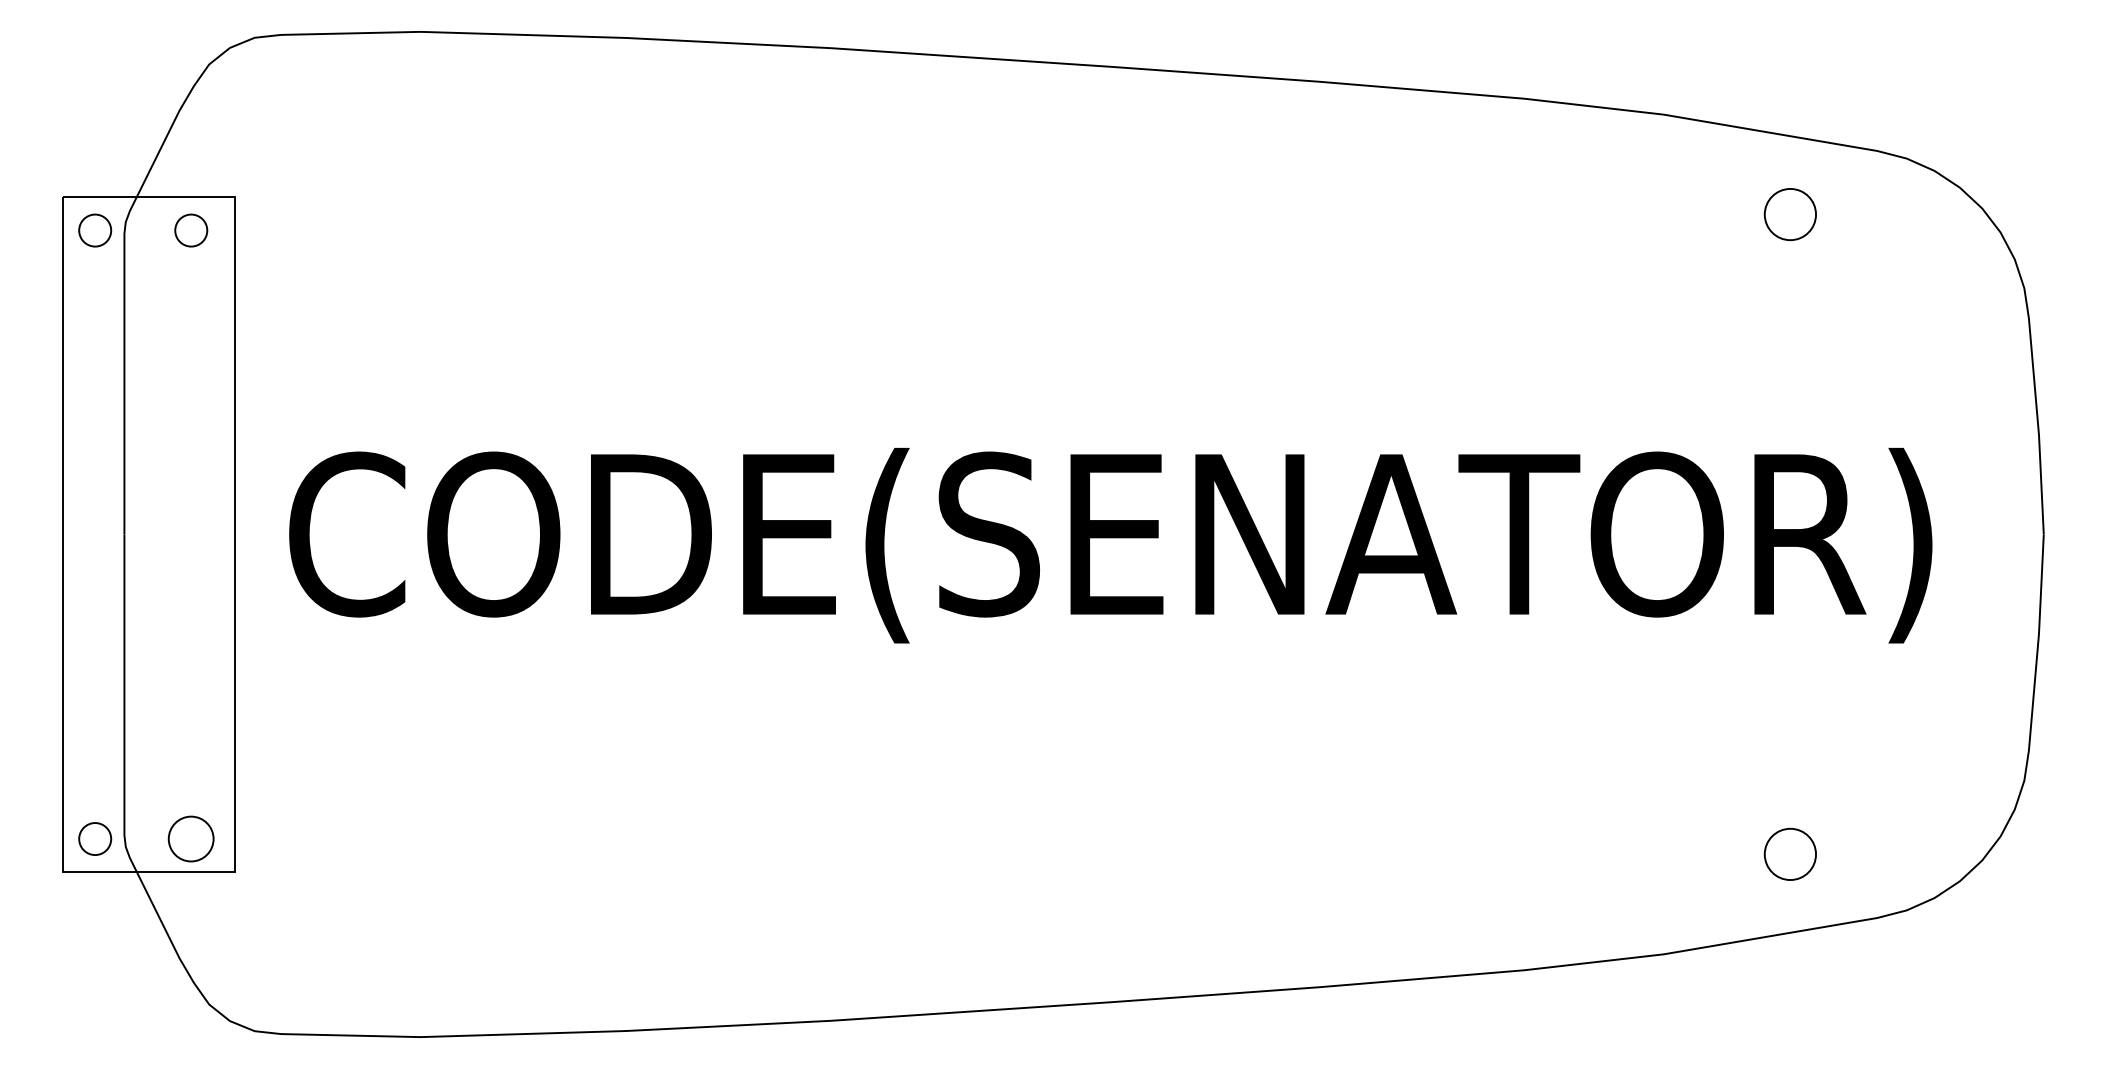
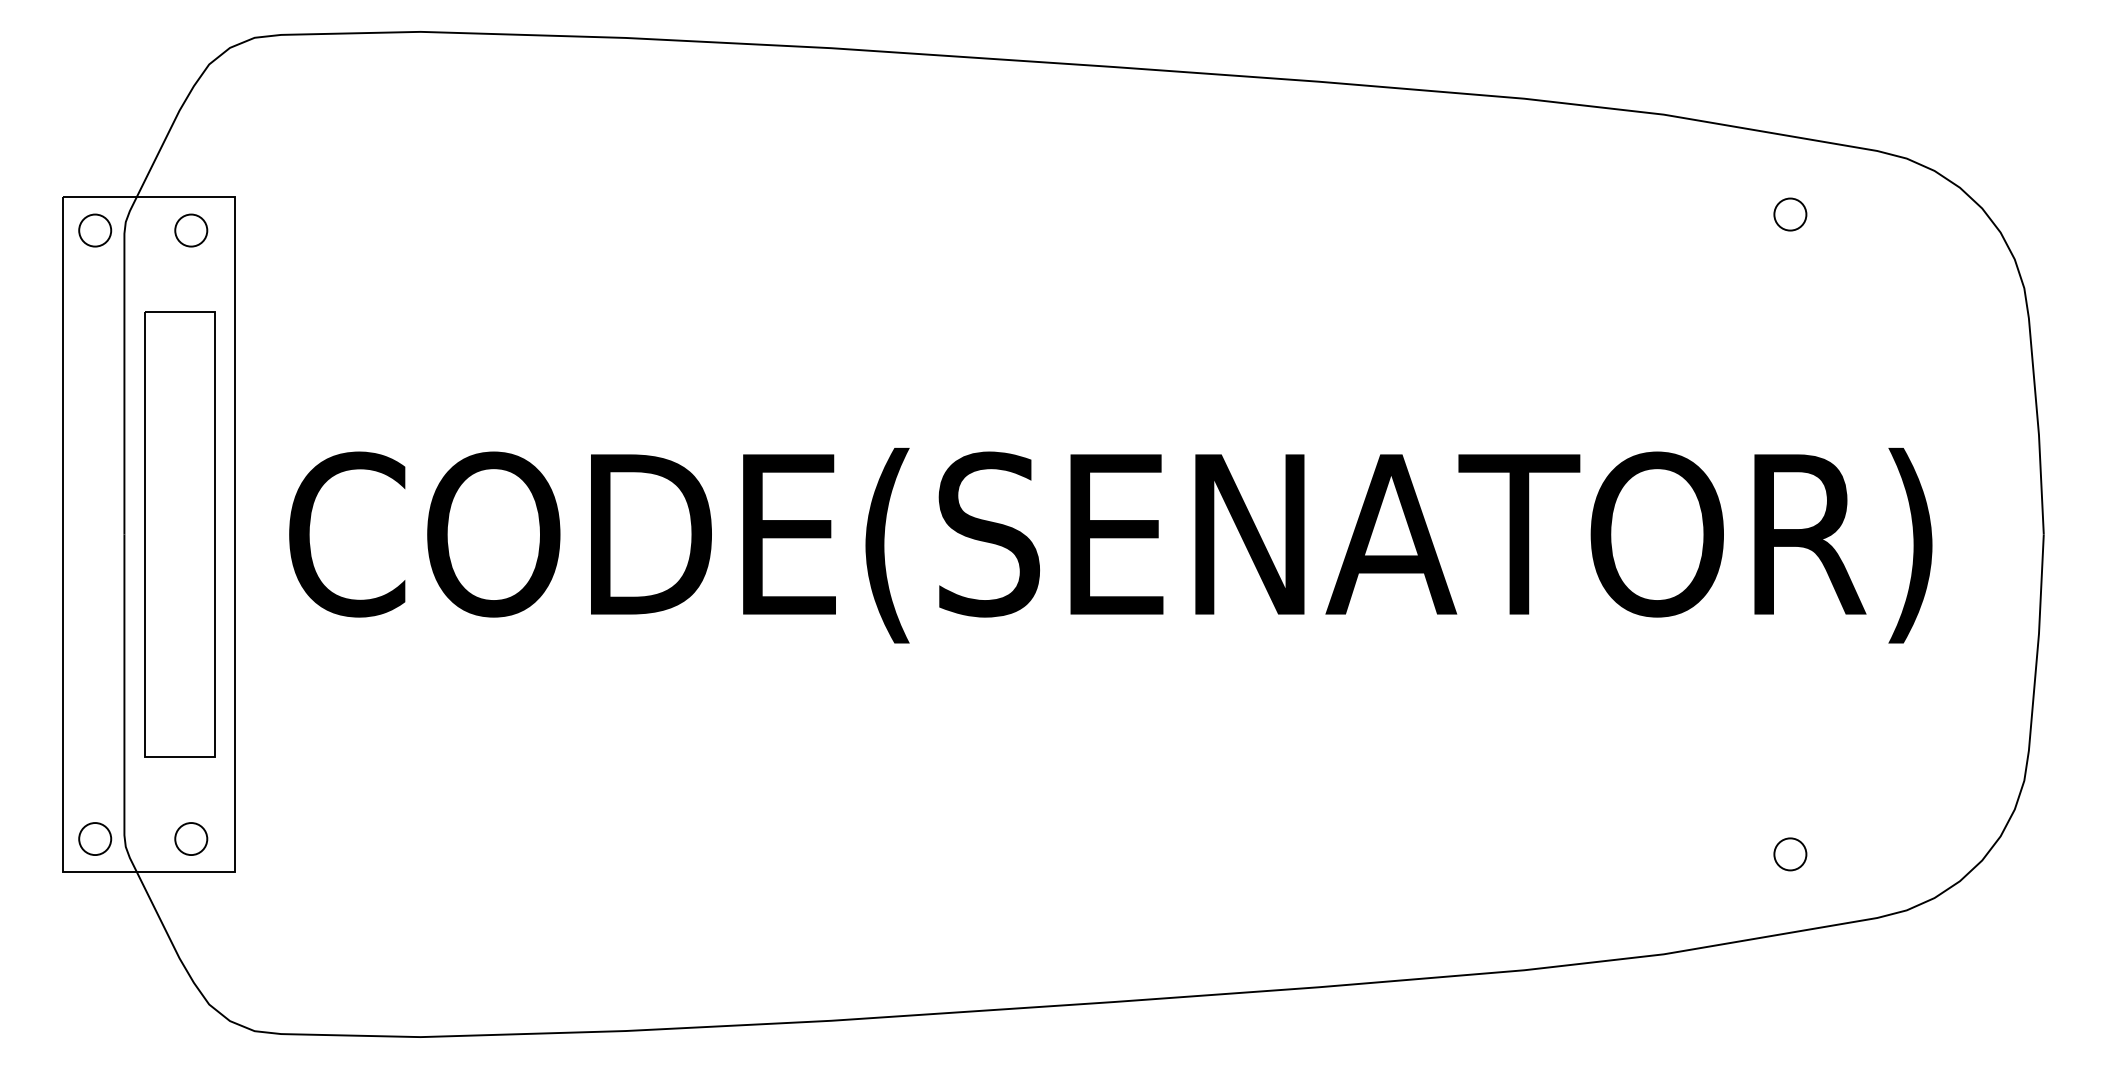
circle diameter: 51 px -> 32 px (1790, 214)
part: none -> present (179, 534)
circle size: 48x48 px -> 35x34 px (191, 838)
circle diameter: 51 px -> 32 px (1790, 854)
